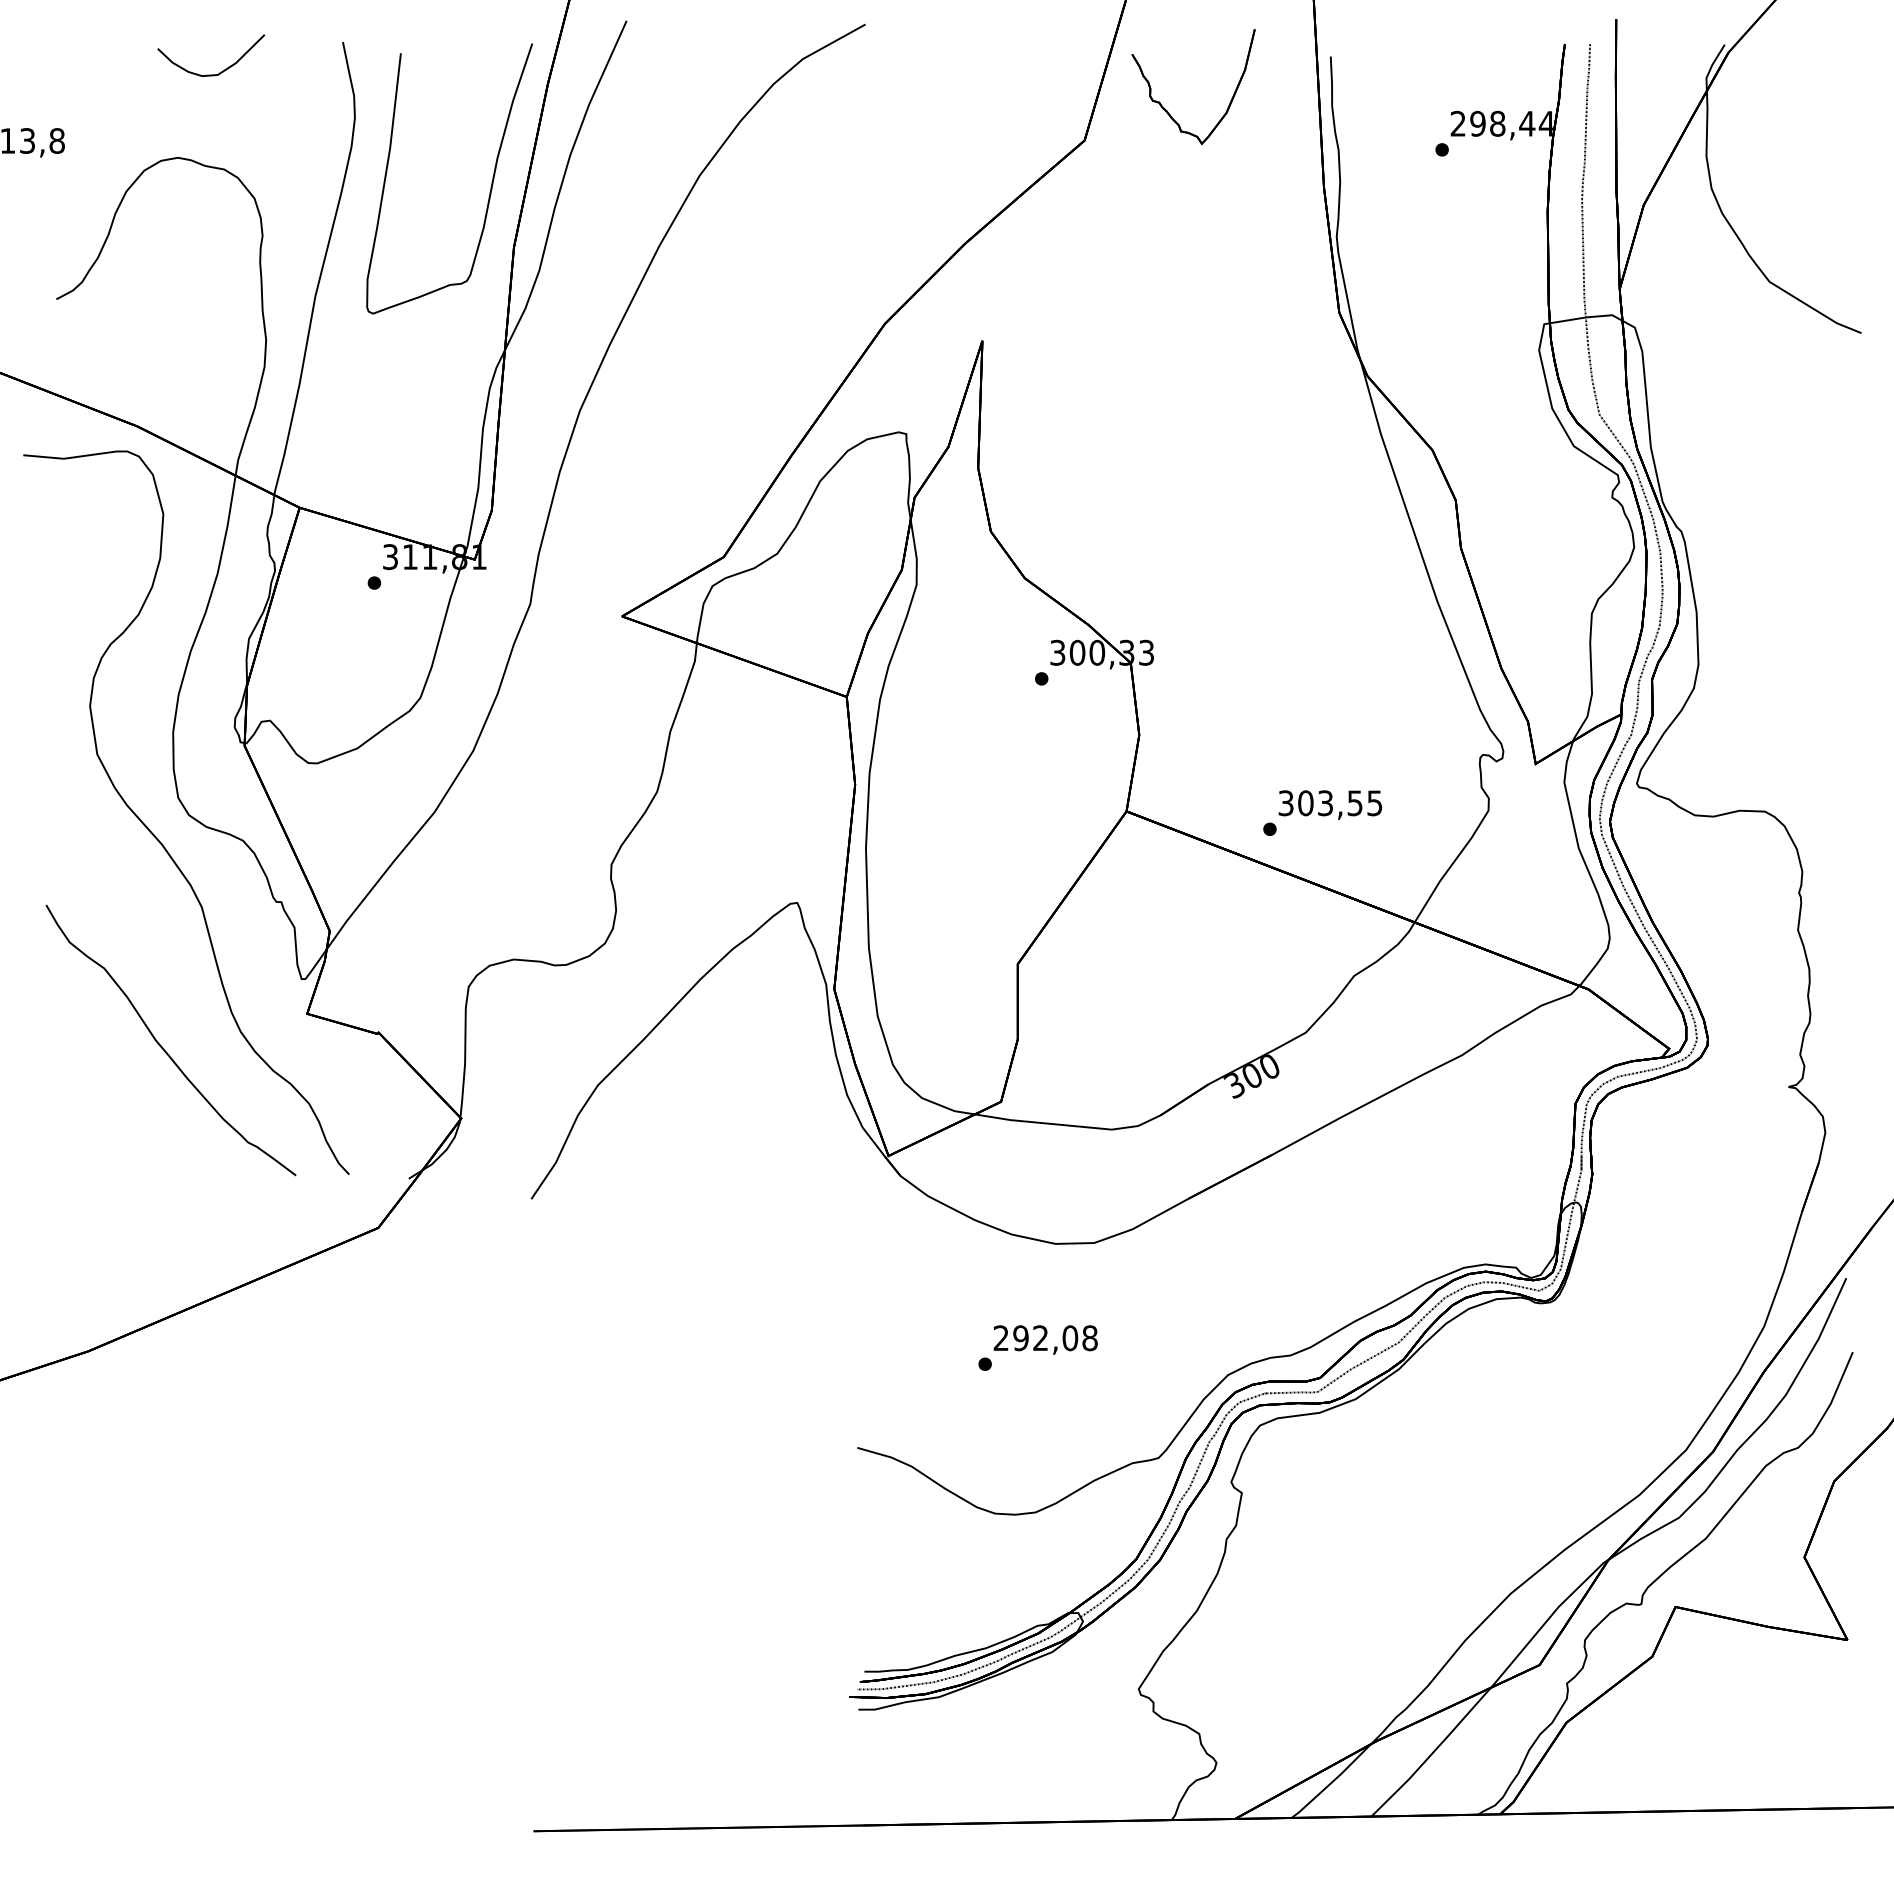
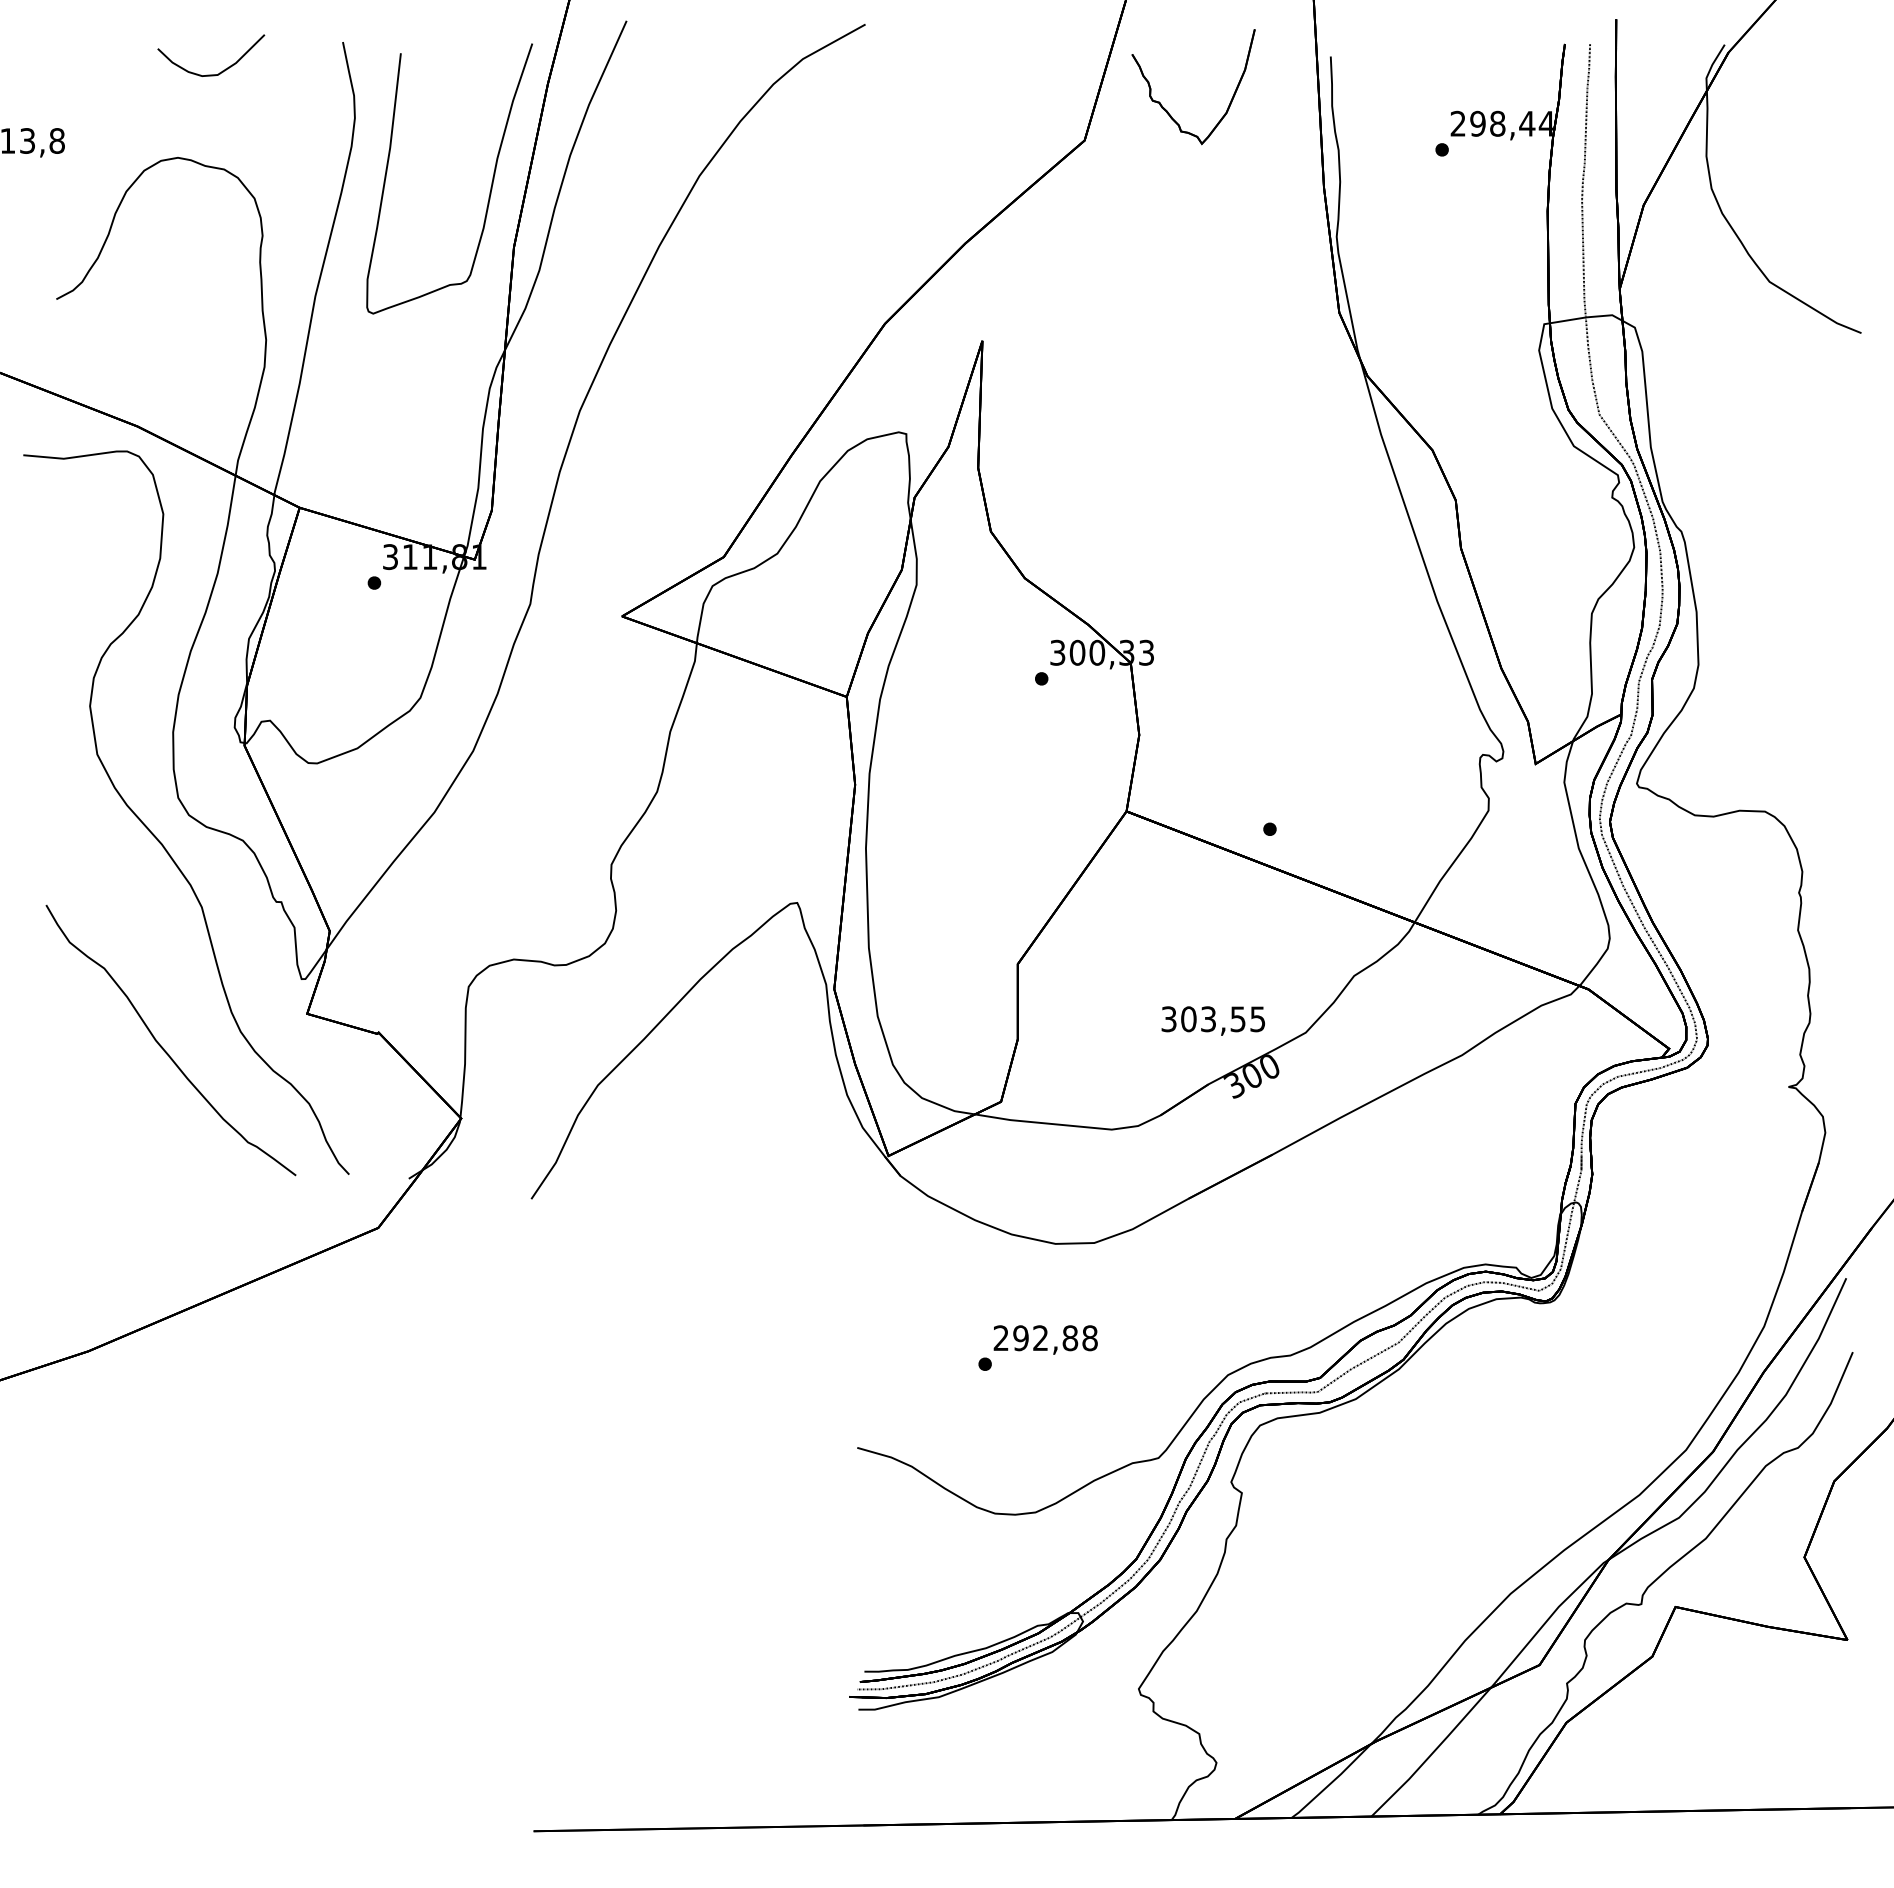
text position: (1329, 804) -> (1212, 1020) (1212, 1020)
text: 292,08 -> 292,88 (1070, 1337)
